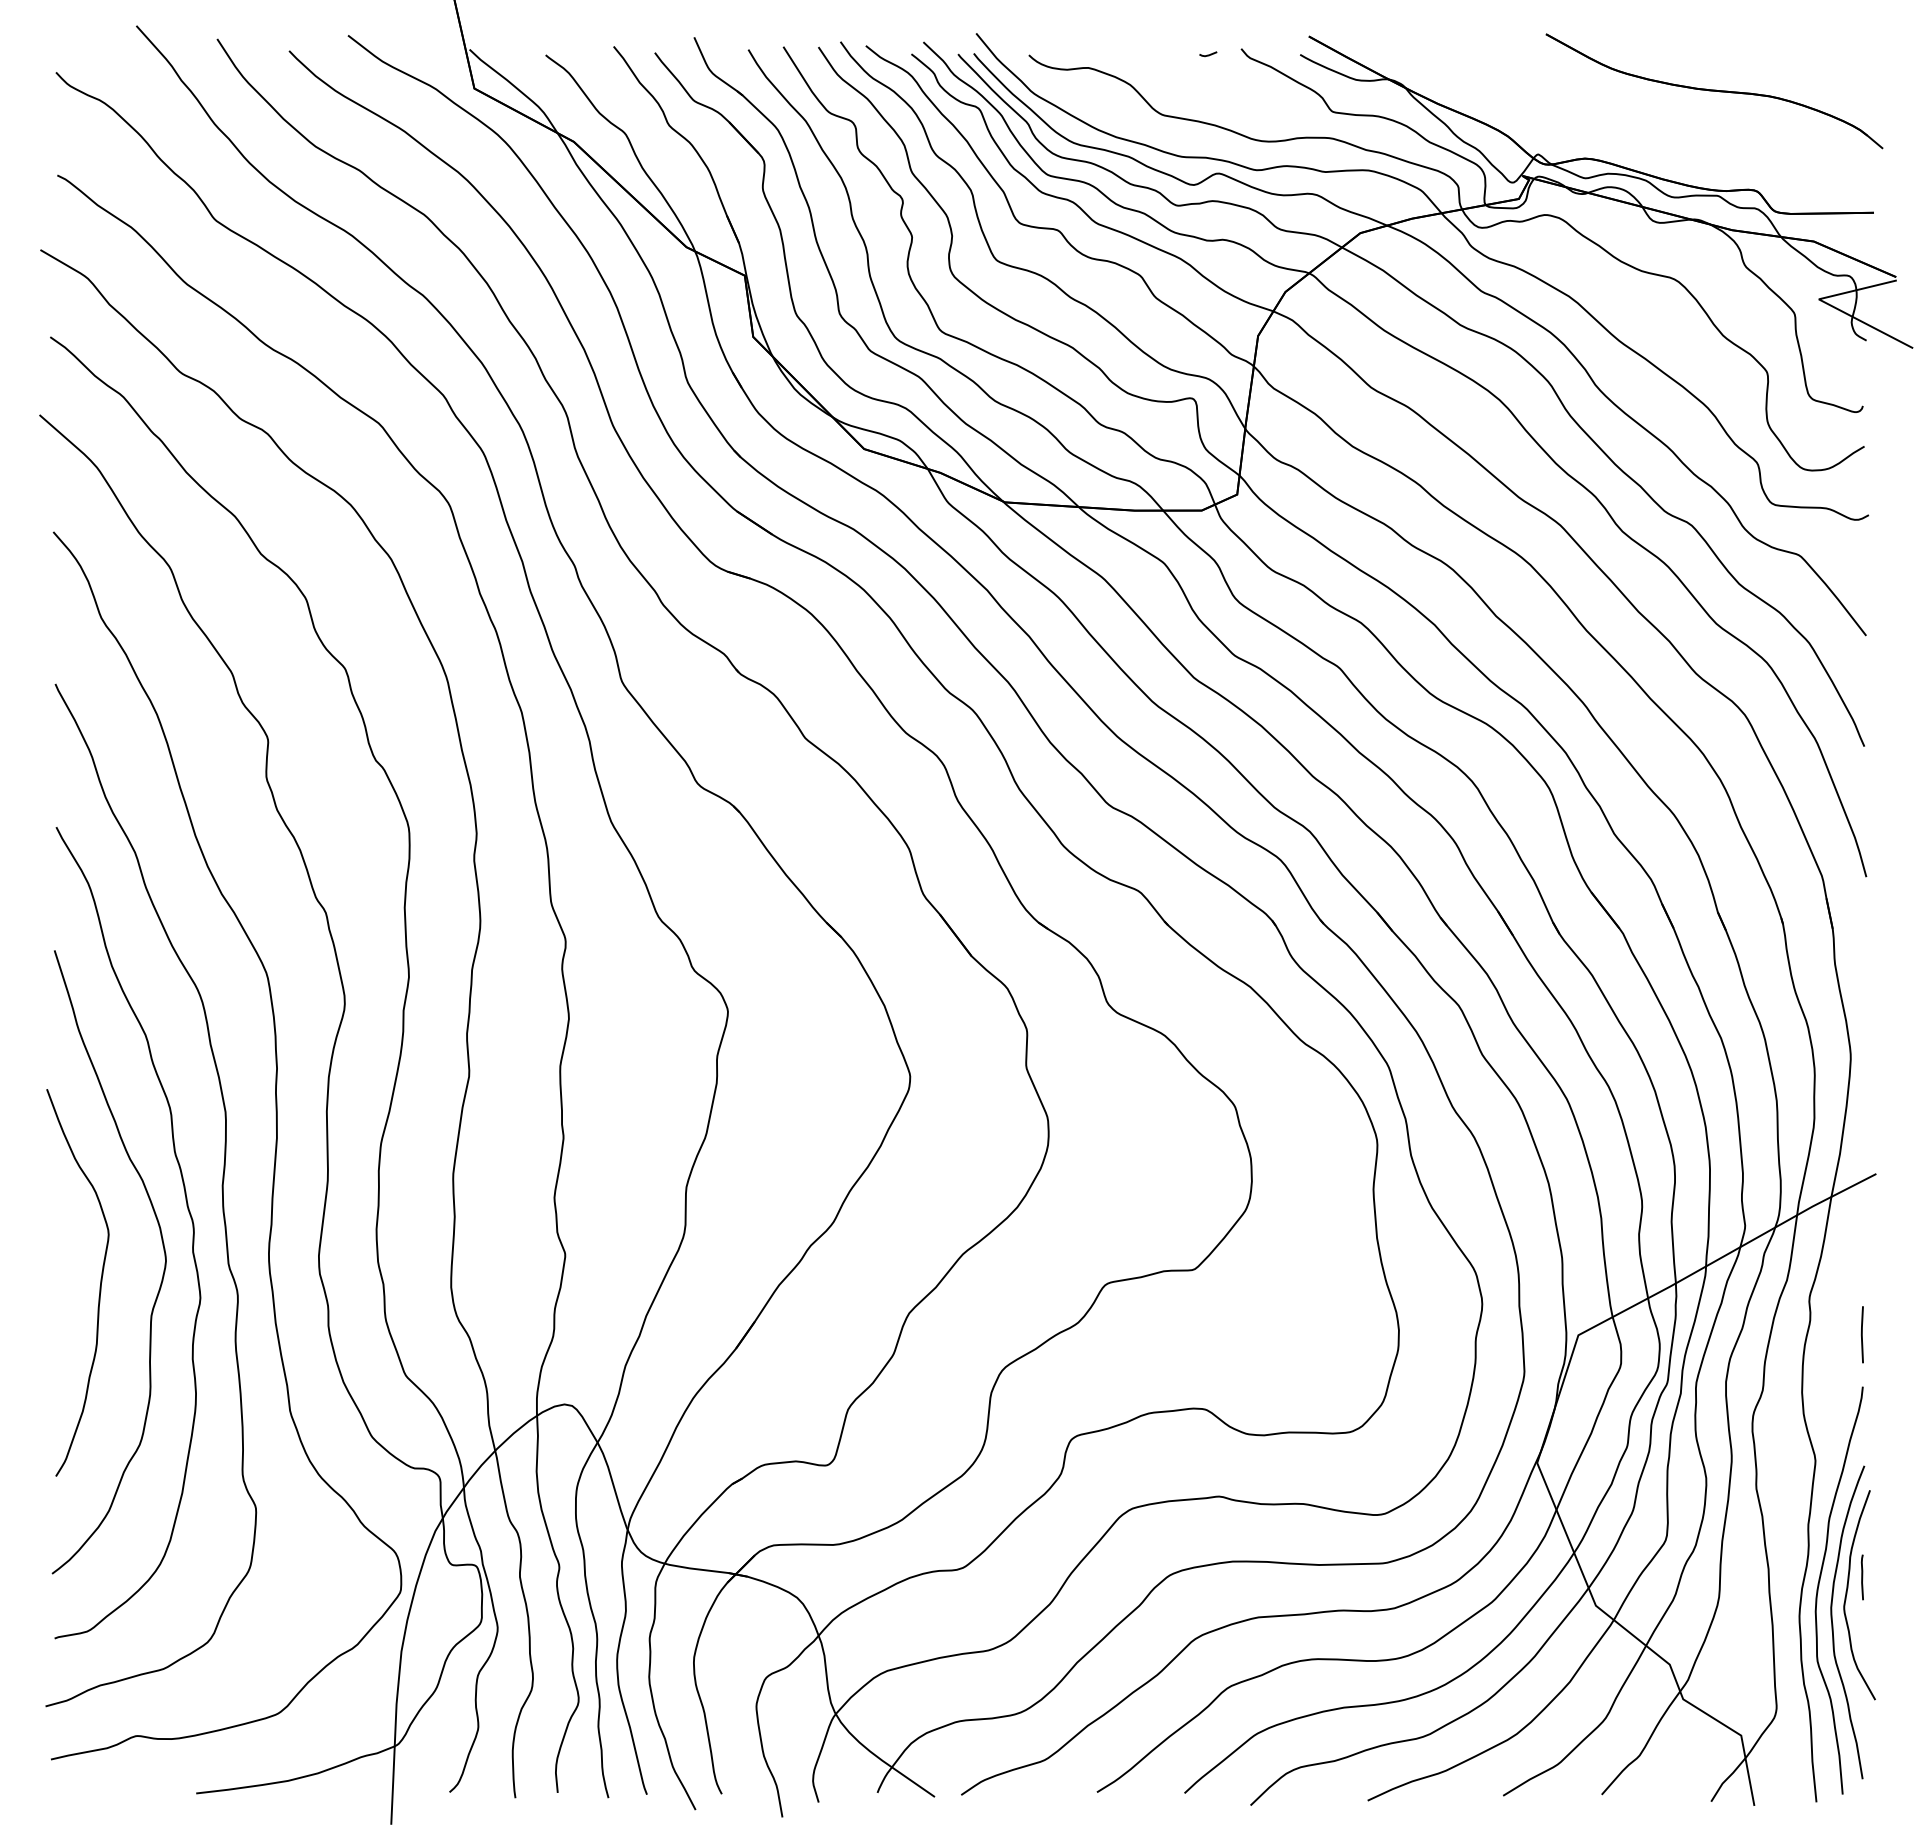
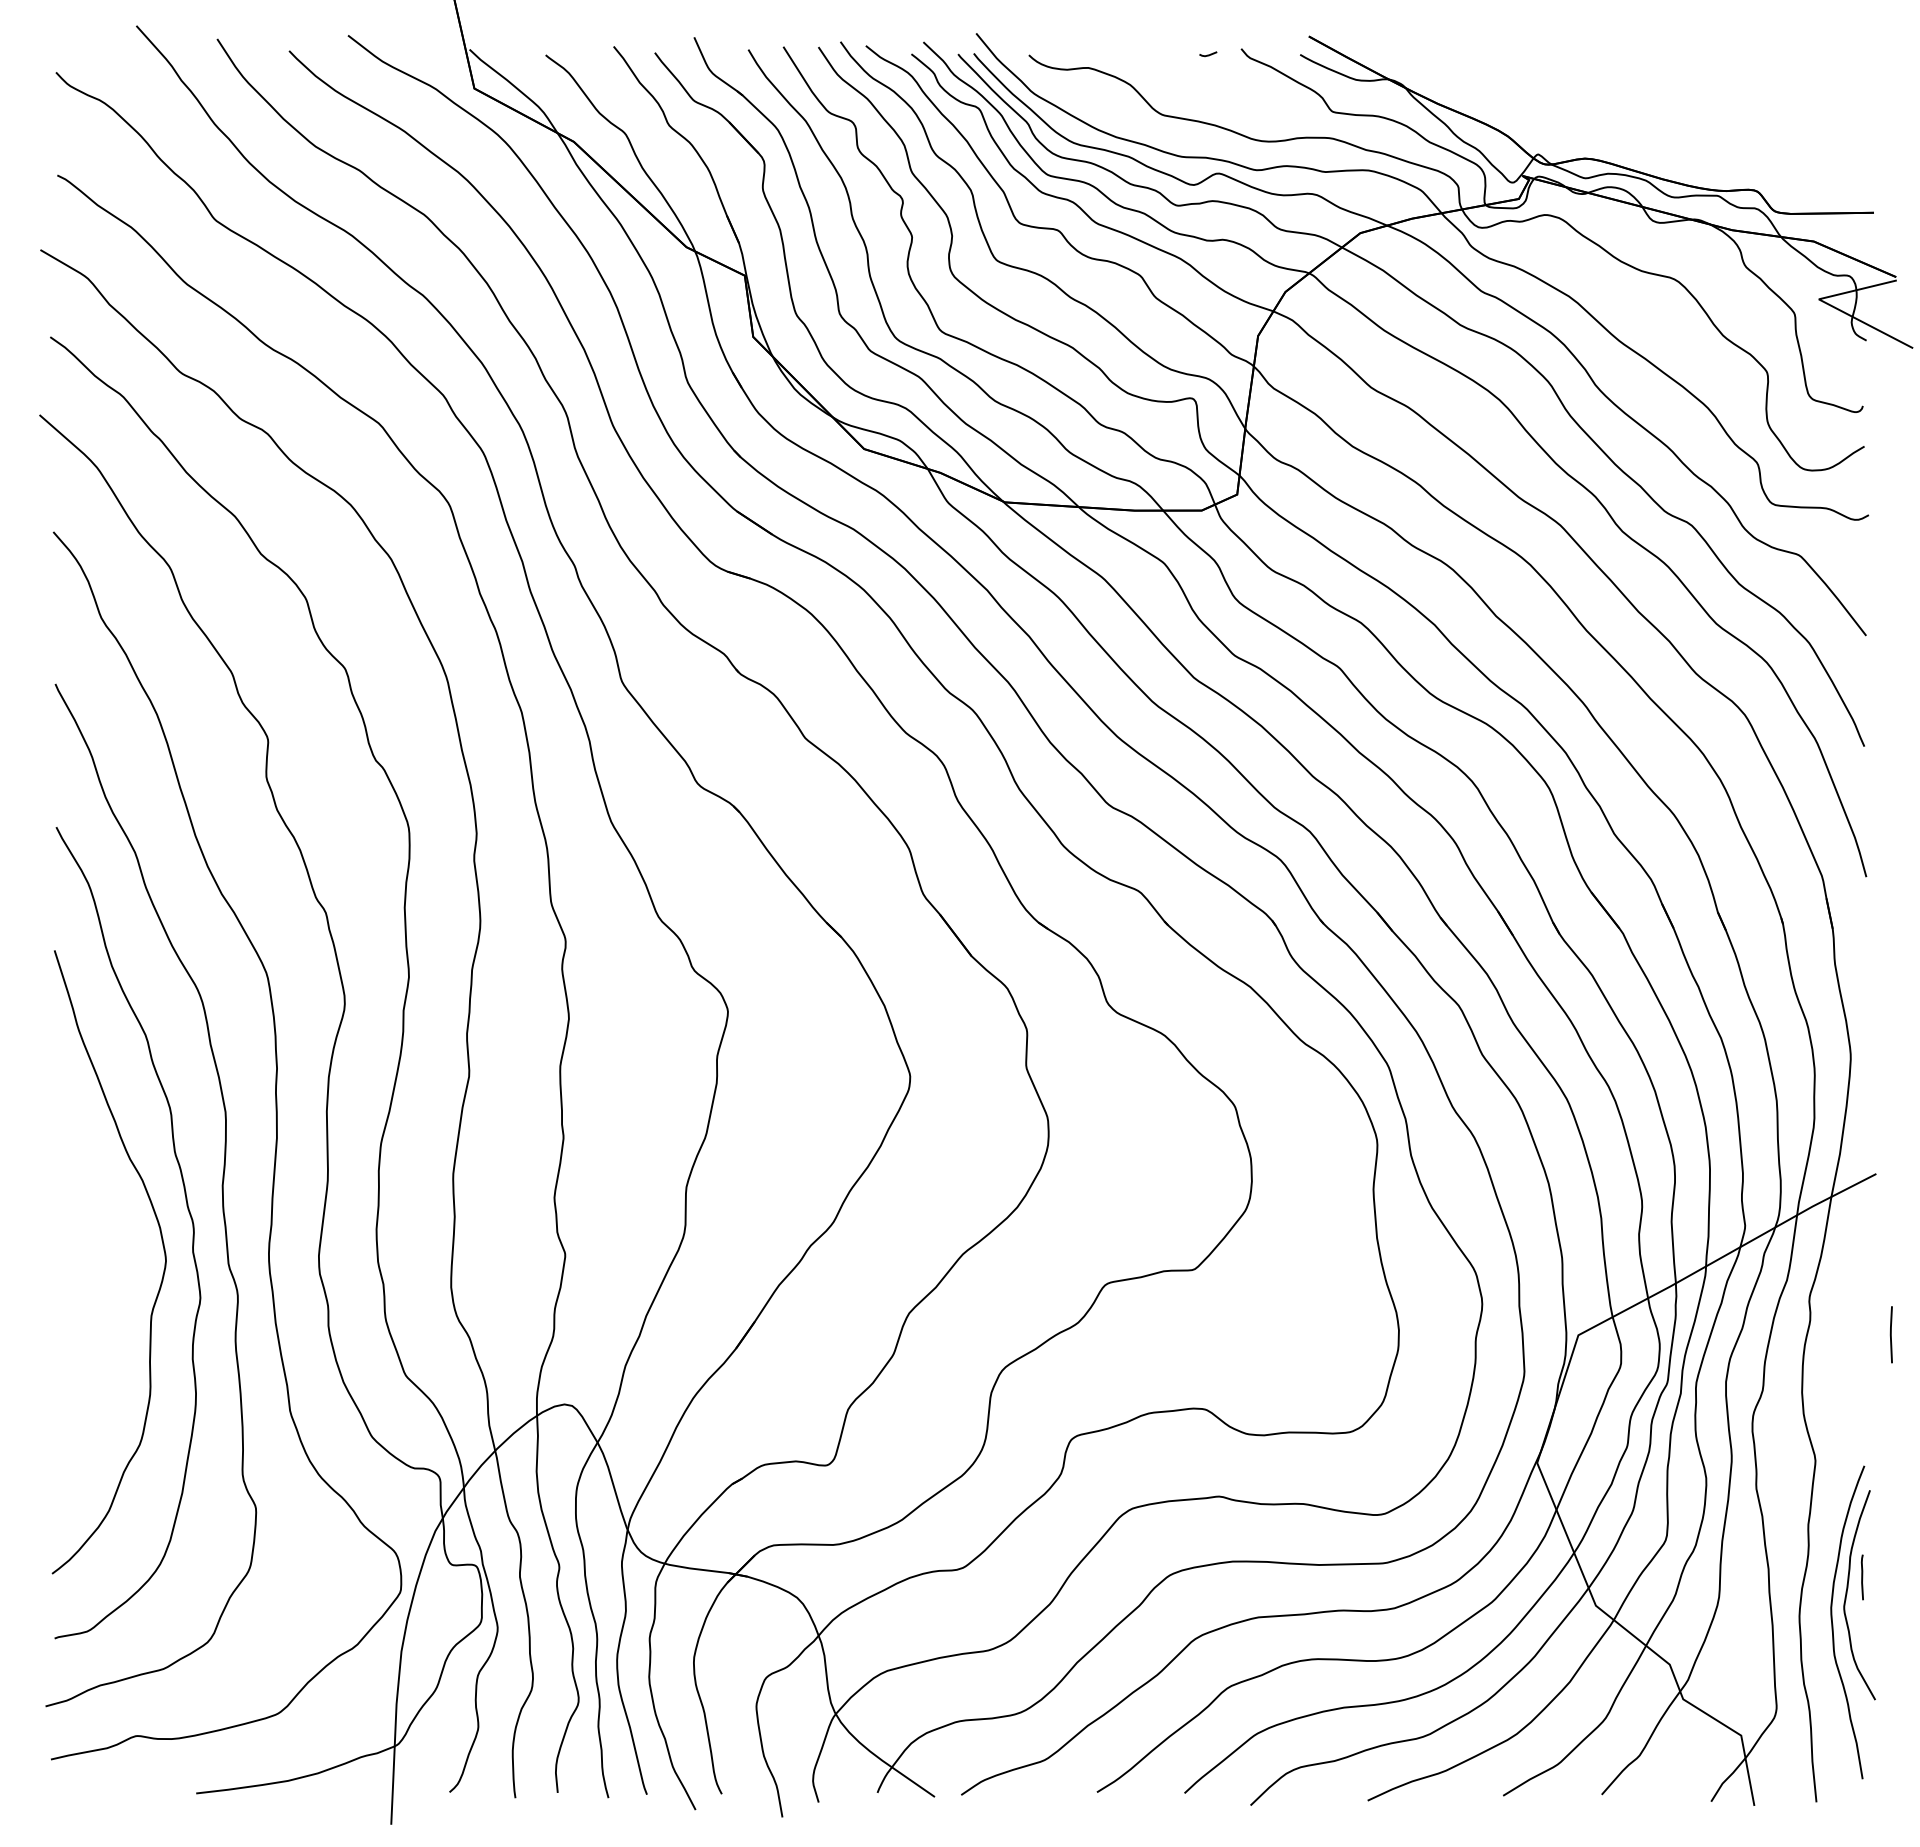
part: present -> none (1714, 91)
curve: present -> none (99, 1286)
line position: (1861, 1334) -> (1890, 1334) (1890, 1334)
curve: present -> none (1819, 1586)
